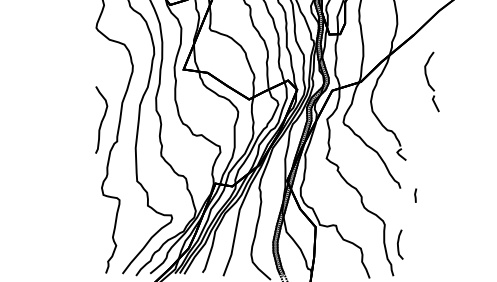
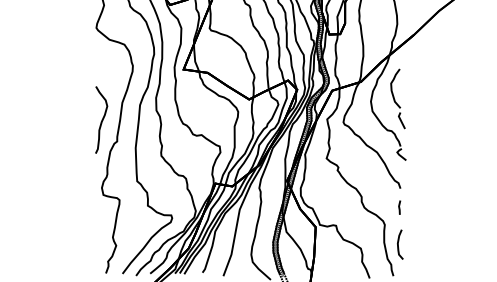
part position: (431, 81) -> (397, 98) (397, 98)
line position: (415, 195) -> (399, 207) (399, 207)
